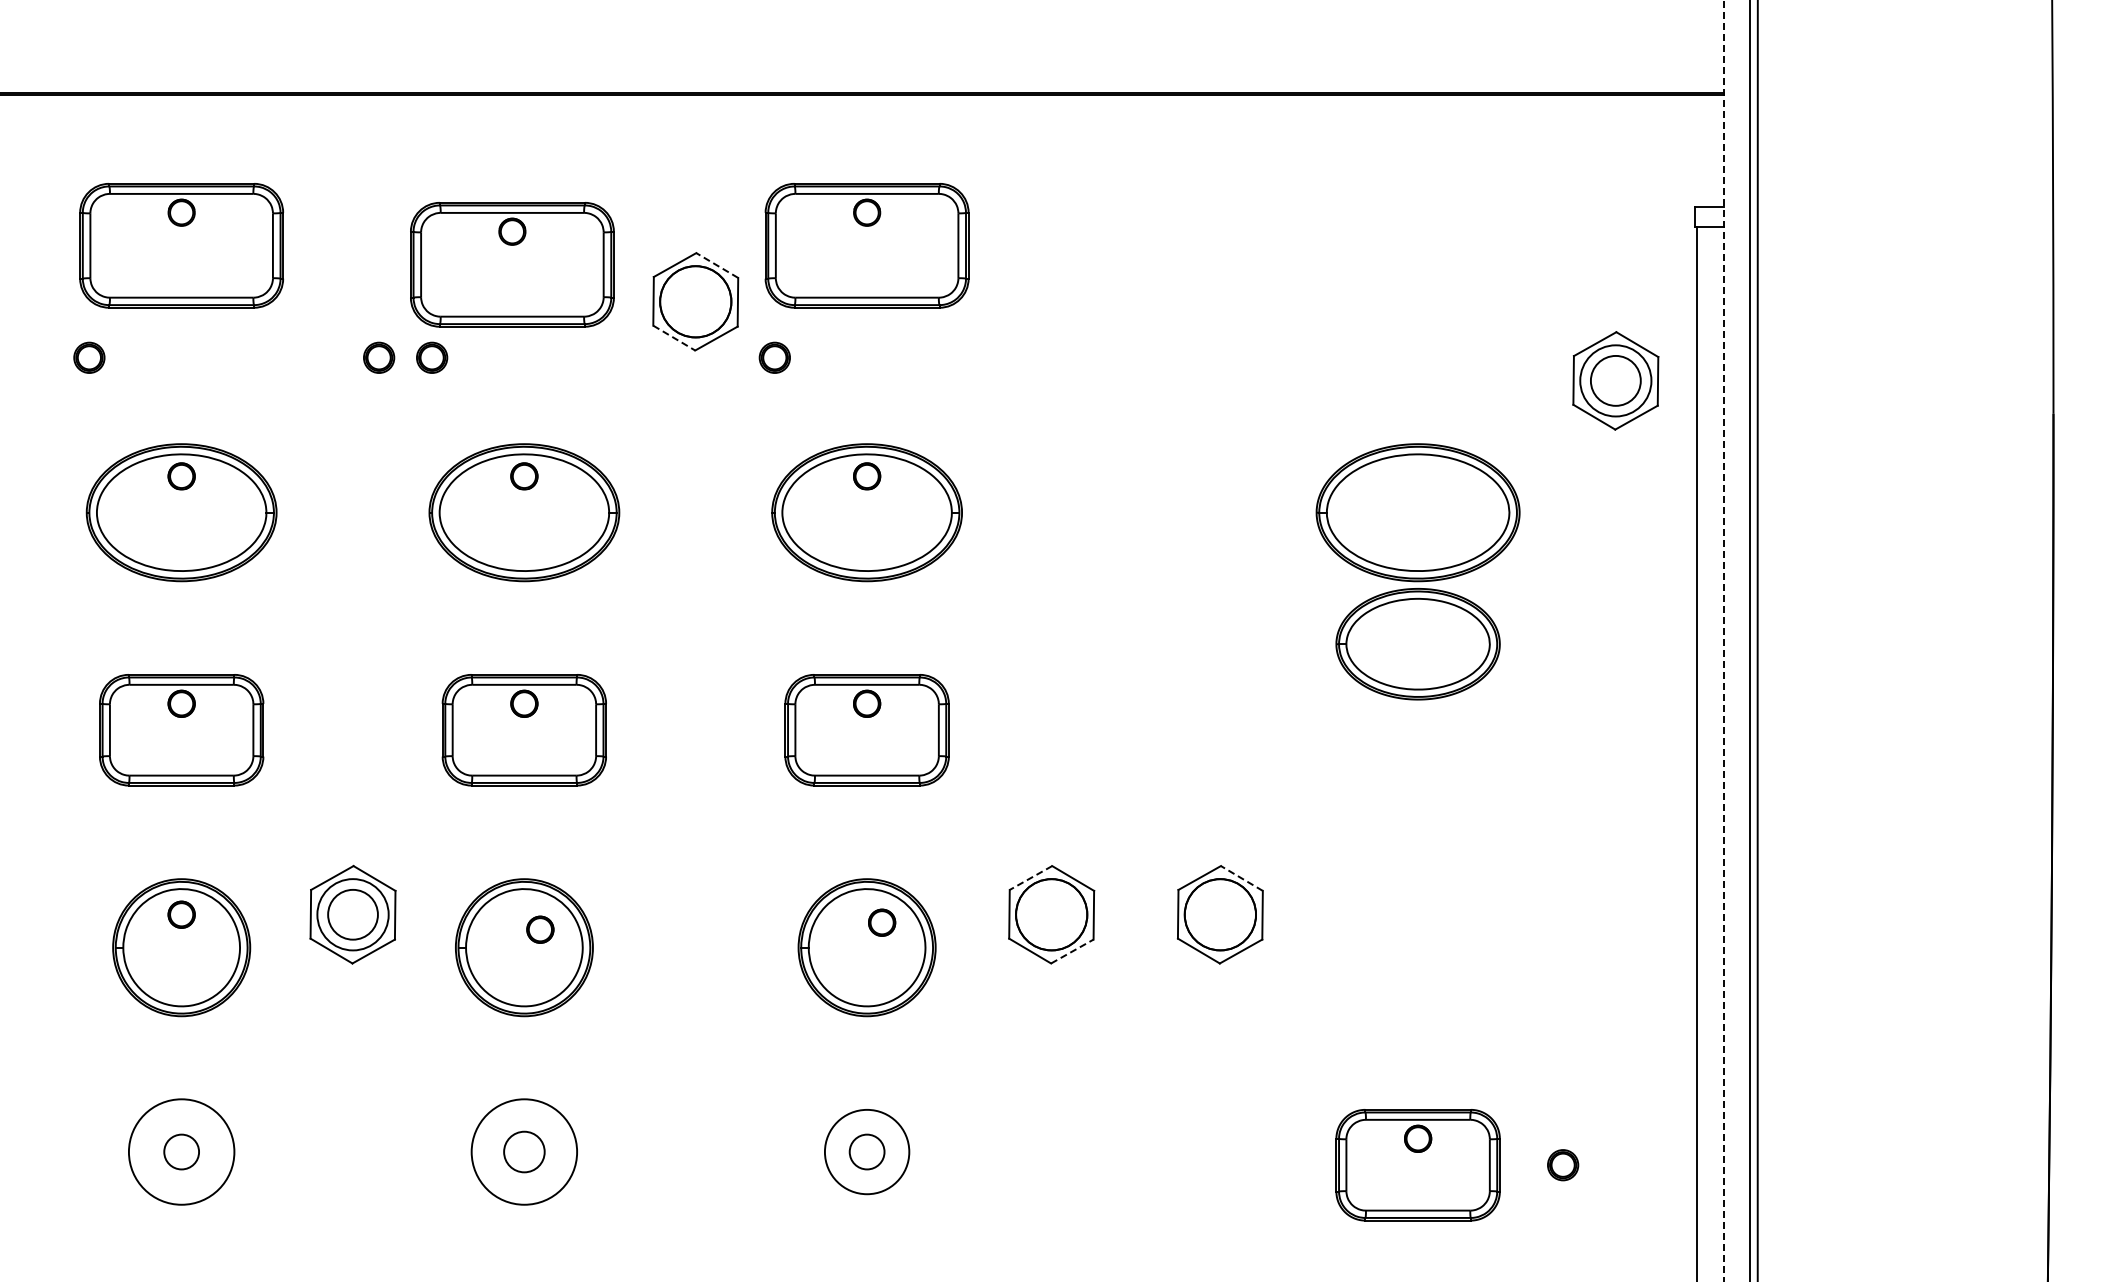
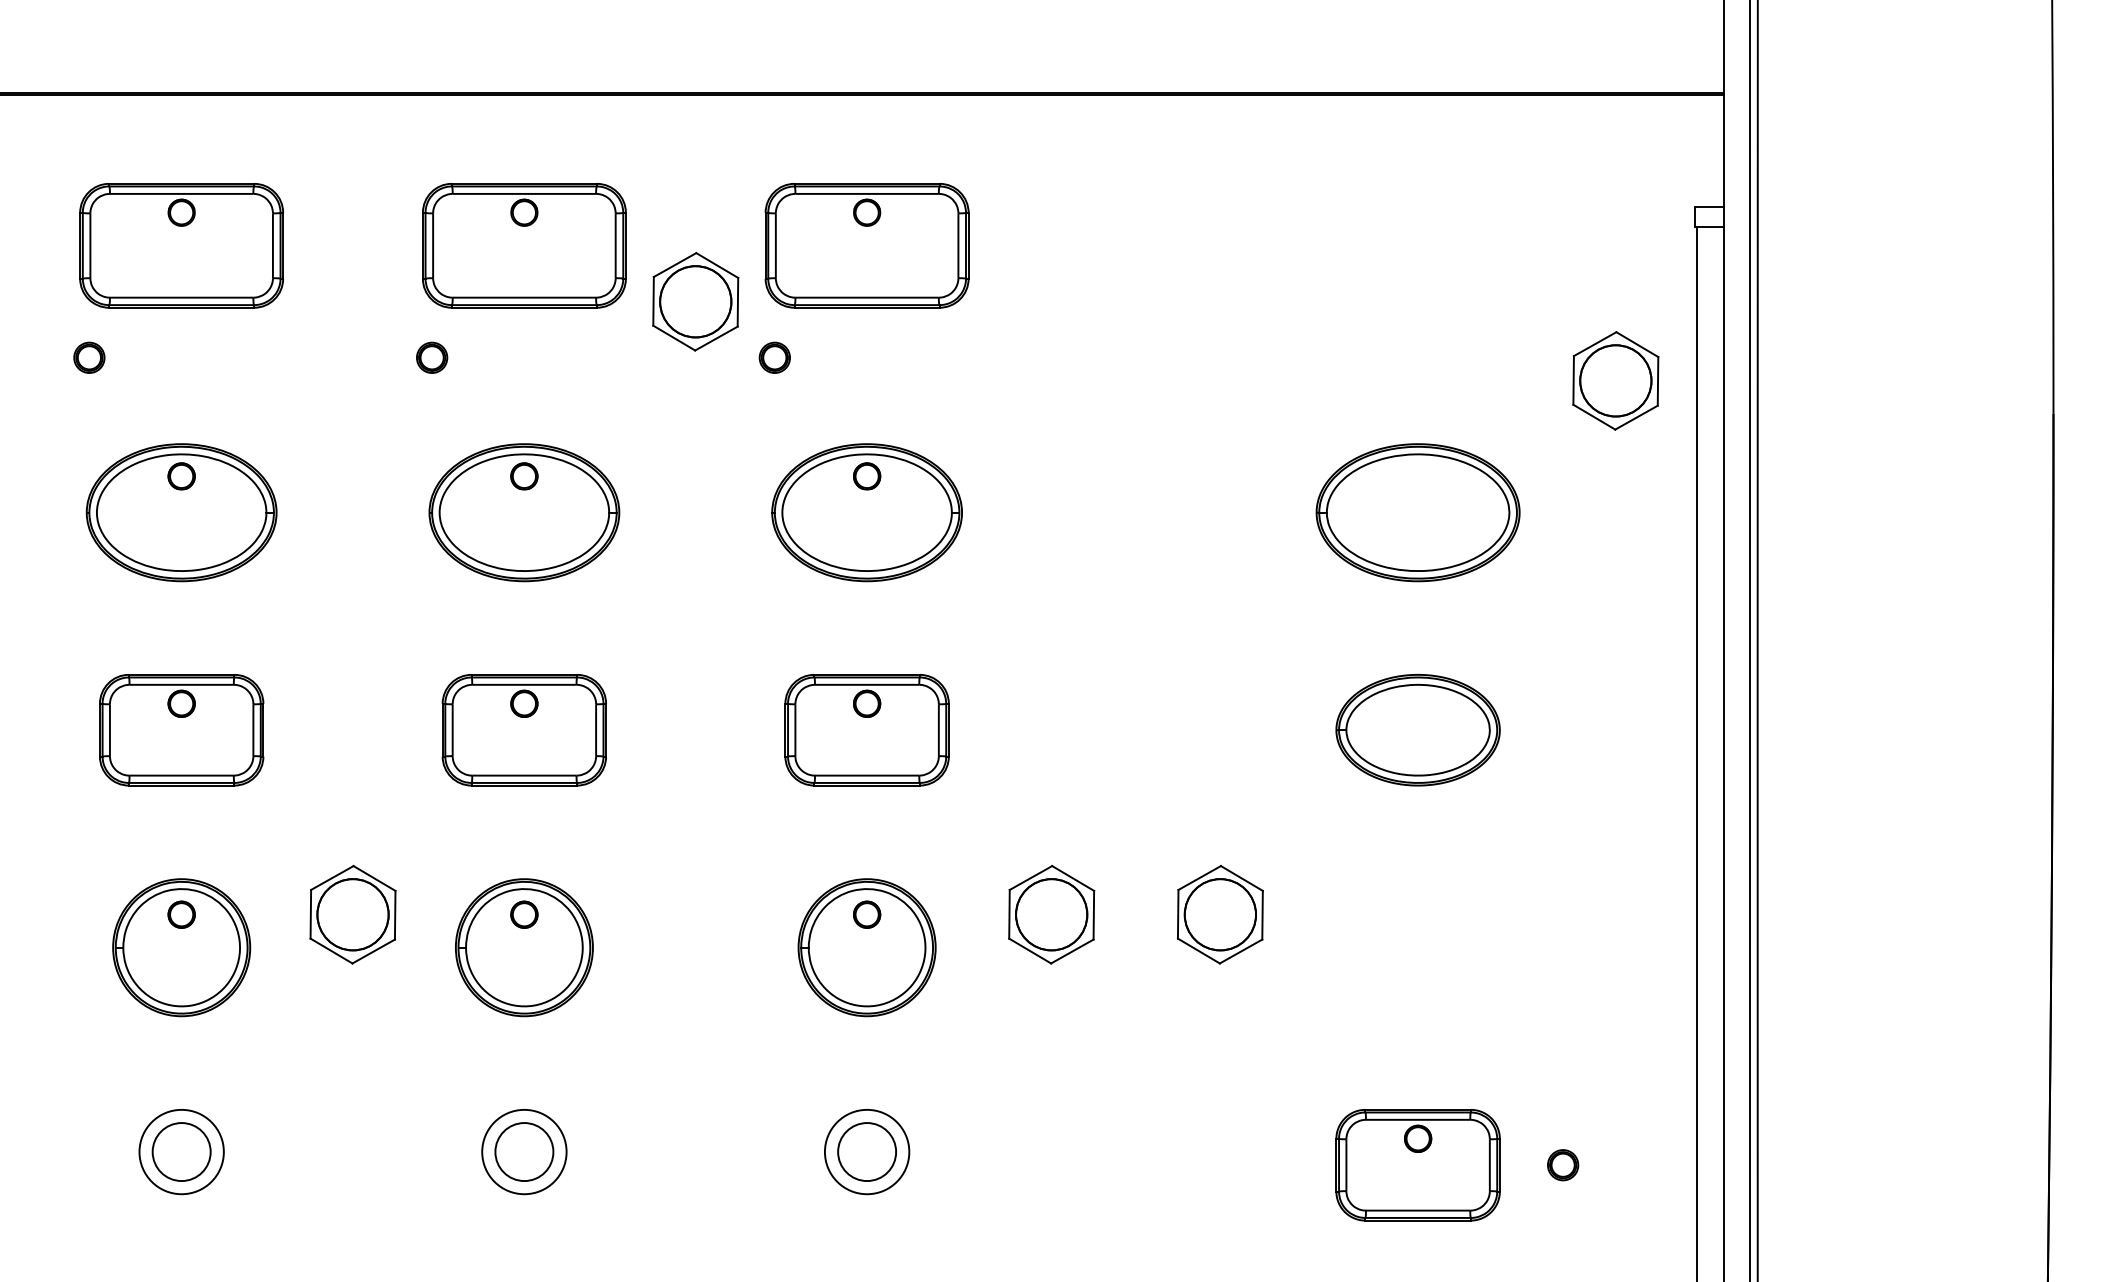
part position: (512, 264) -> (524, 245) (524, 245)
line: dashed -> solid (716, 265)
line: dashed -> solid (674, 338)
part: present -> none (379, 357)
circle diameter: 50 px -> 71 px (1615, 380)
line: dashed -> solid (1723, 640)
part position: (1417, 644) -> (1417, 730) (1417, 730)
line: dashed -> solid (1030, 878)
line: dashed -> solid (1241, 878)
circle diameter: 50 px -> 71 px (352, 914)
part position: (882, 922) -> (867, 914) (867, 914)
part position: (540, 929) -> (524, 914) (524, 914)
line: dashed -> solid (1072, 951)
circle diameter: 105 px -> 84 px (181, 1151)
circle diameter: 35 px -> 58 px (181, 1152)
circle diameter: 105 px -> 84 px (524, 1151)
circle diameter: 41 px -> 58 px (524, 1152)
circle diameter: 35 px -> 58 px (867, 1152)
